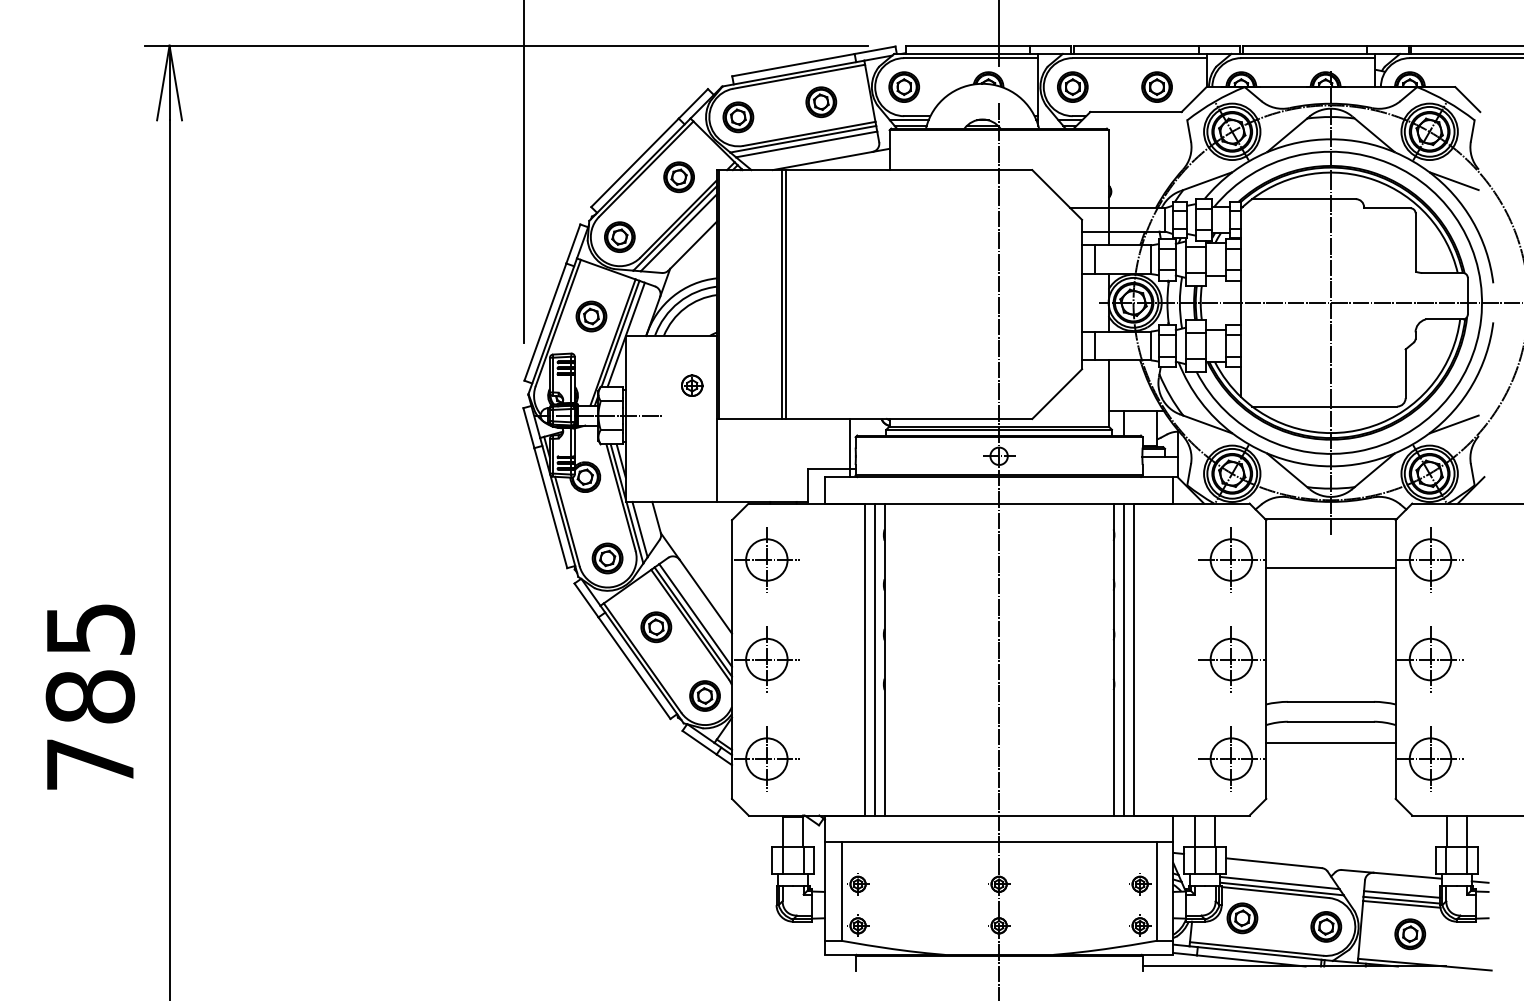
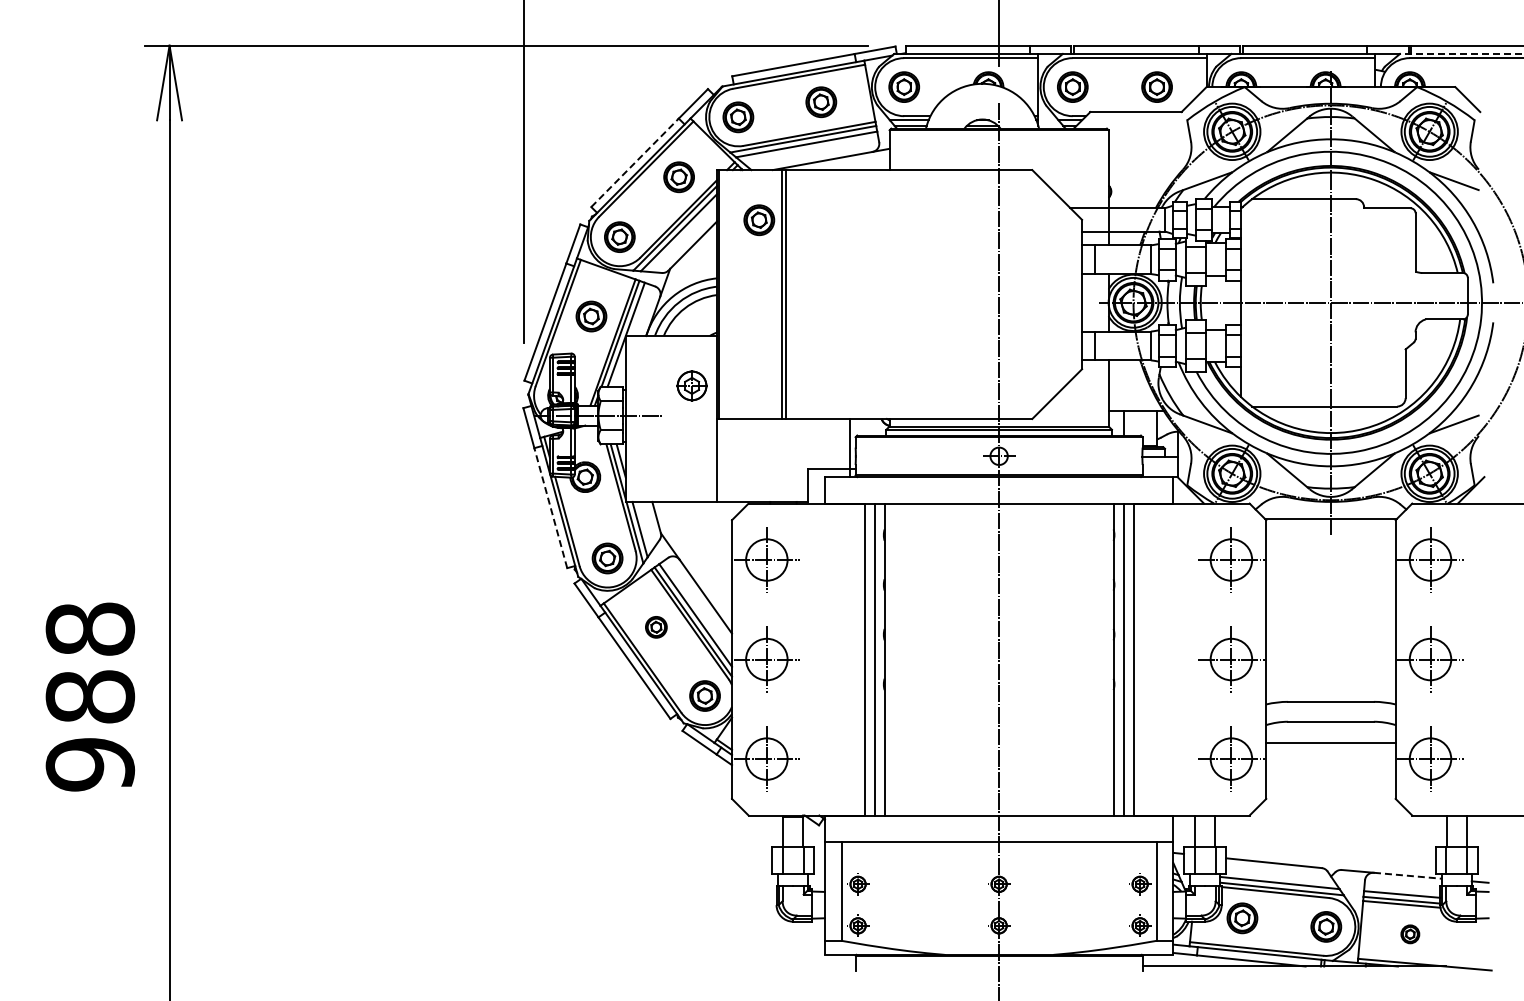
line: solid -> dashed (1461, 53)
line: solid -> dashed (635, 162)
part: none -> present (759, 220)
part size: 23x23 px -> 32x32 px (691, 385)
line: solid -> dashed (550, 507)
line: present -> none (1330, 568)
part size: 33x33 px -> 23x23 px (656, 627)
text: 785 -> 988 (90, 696)
line: solid -> dashed (1408, 875)
part size: 33x33 px -> 21x21 px (1410, 934)
